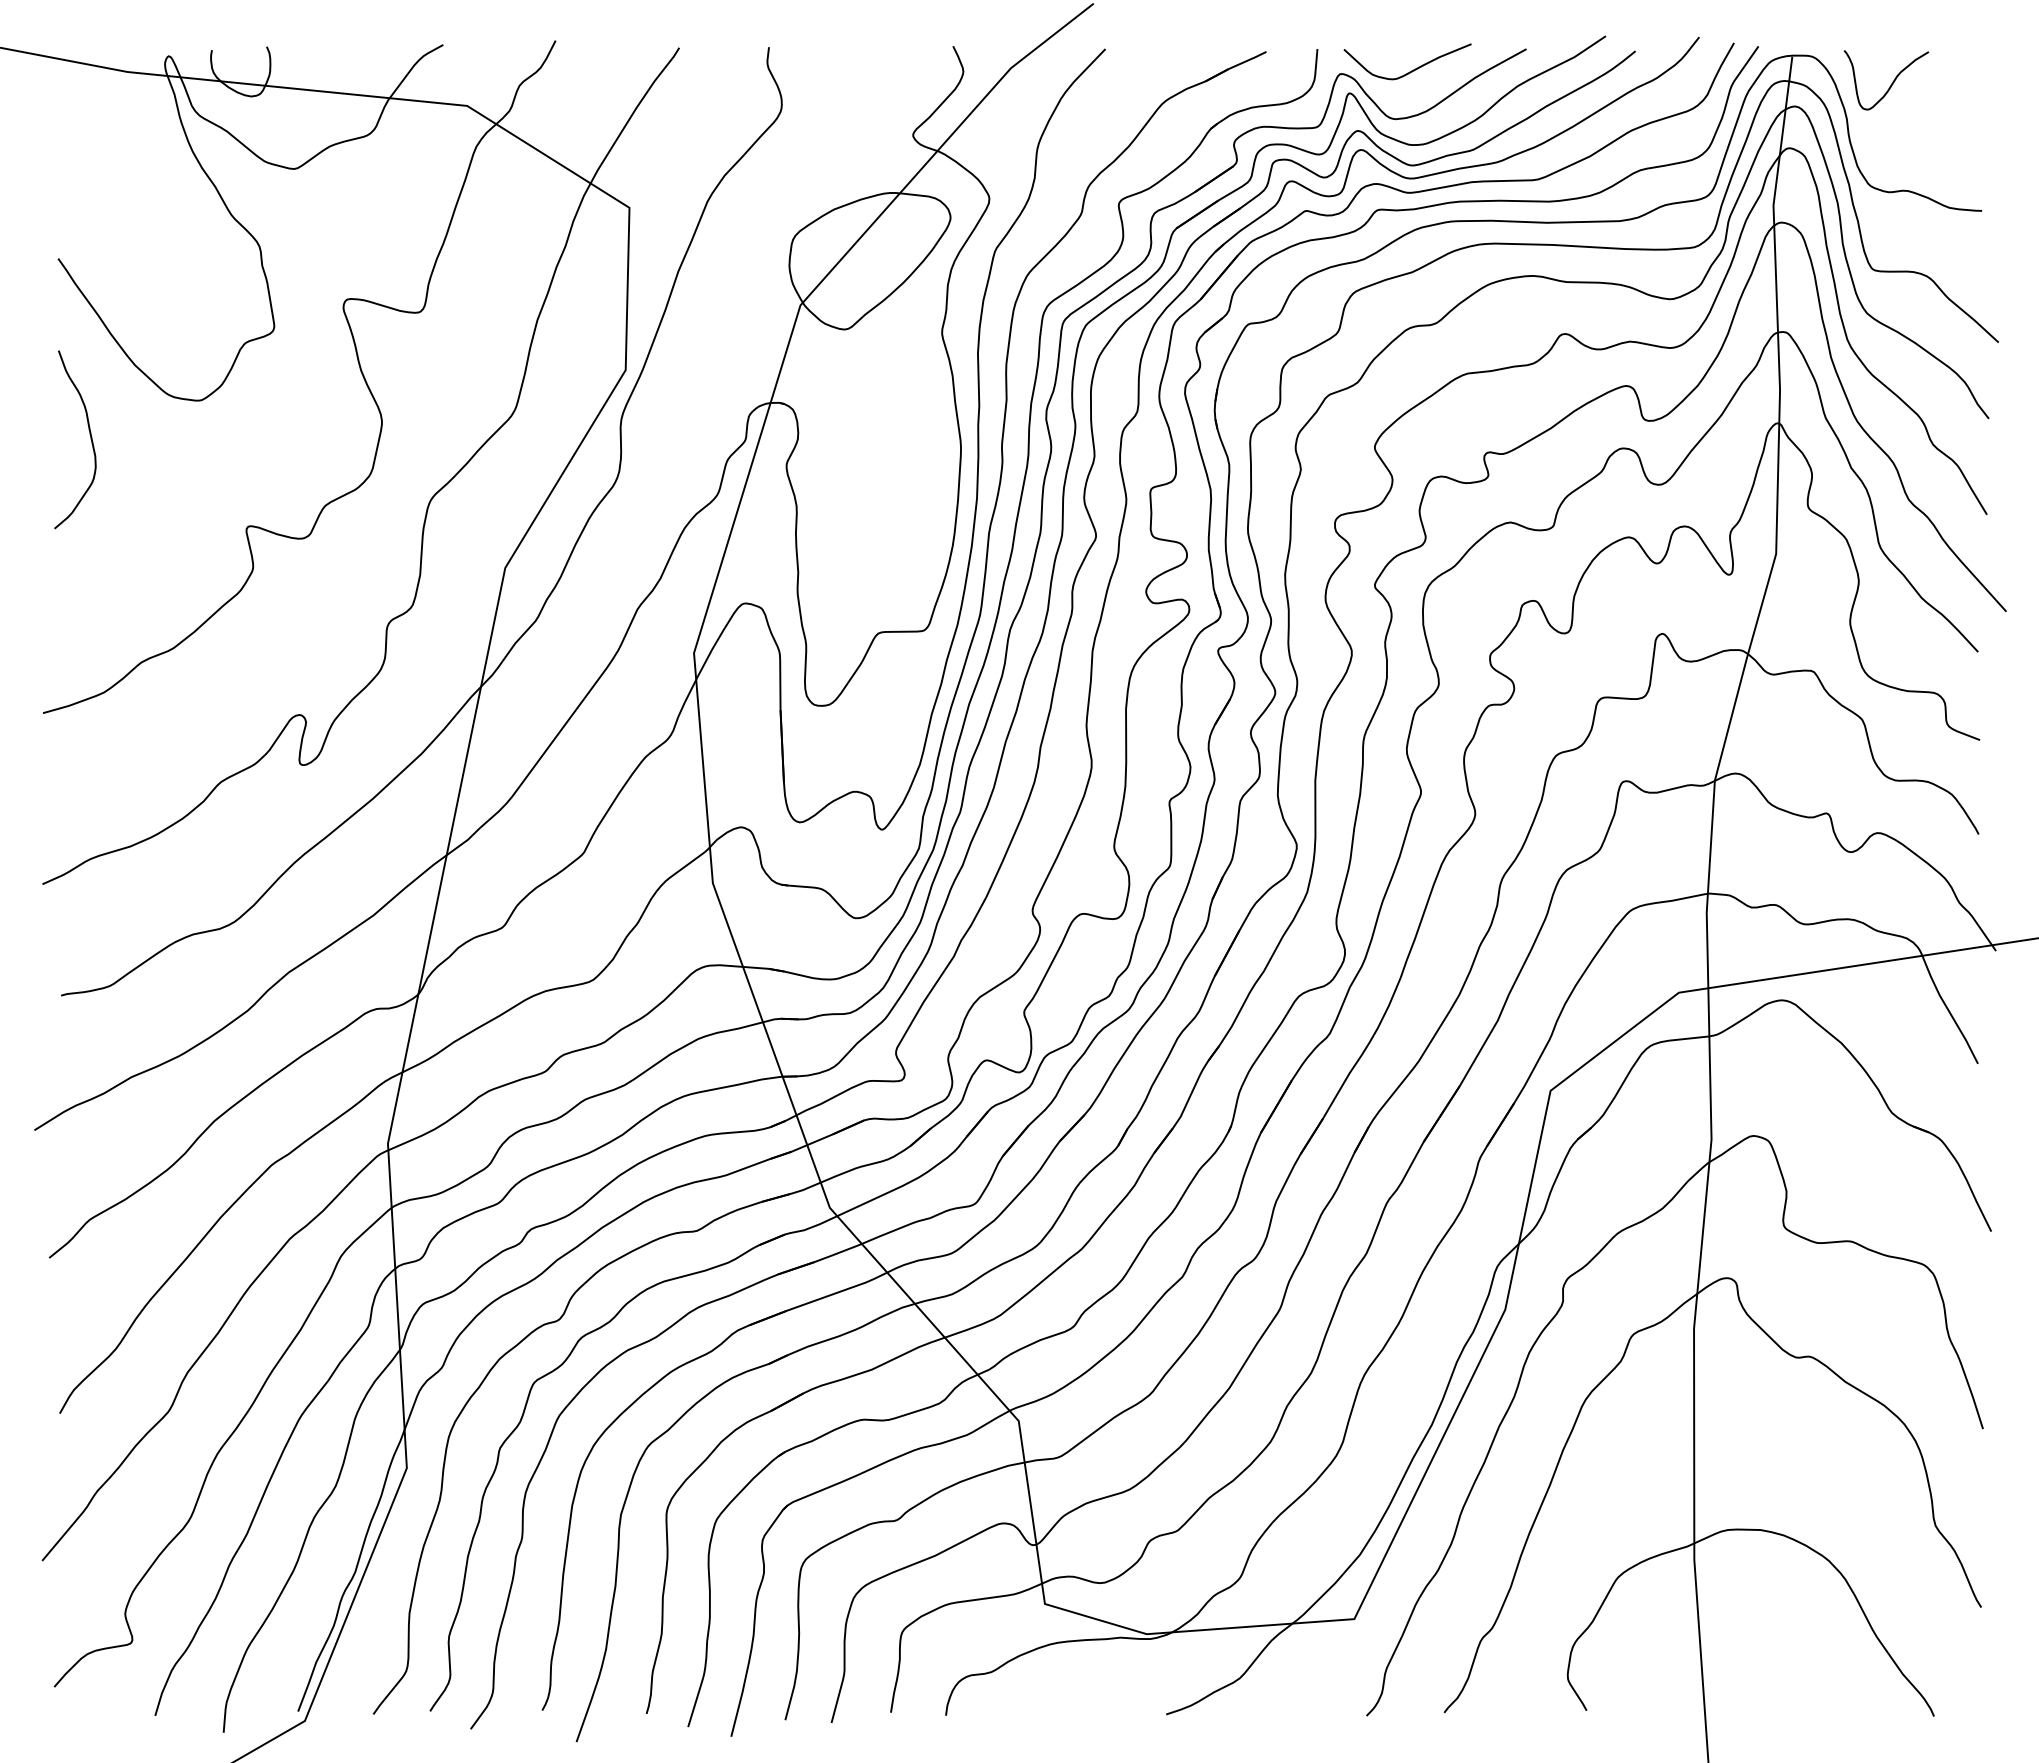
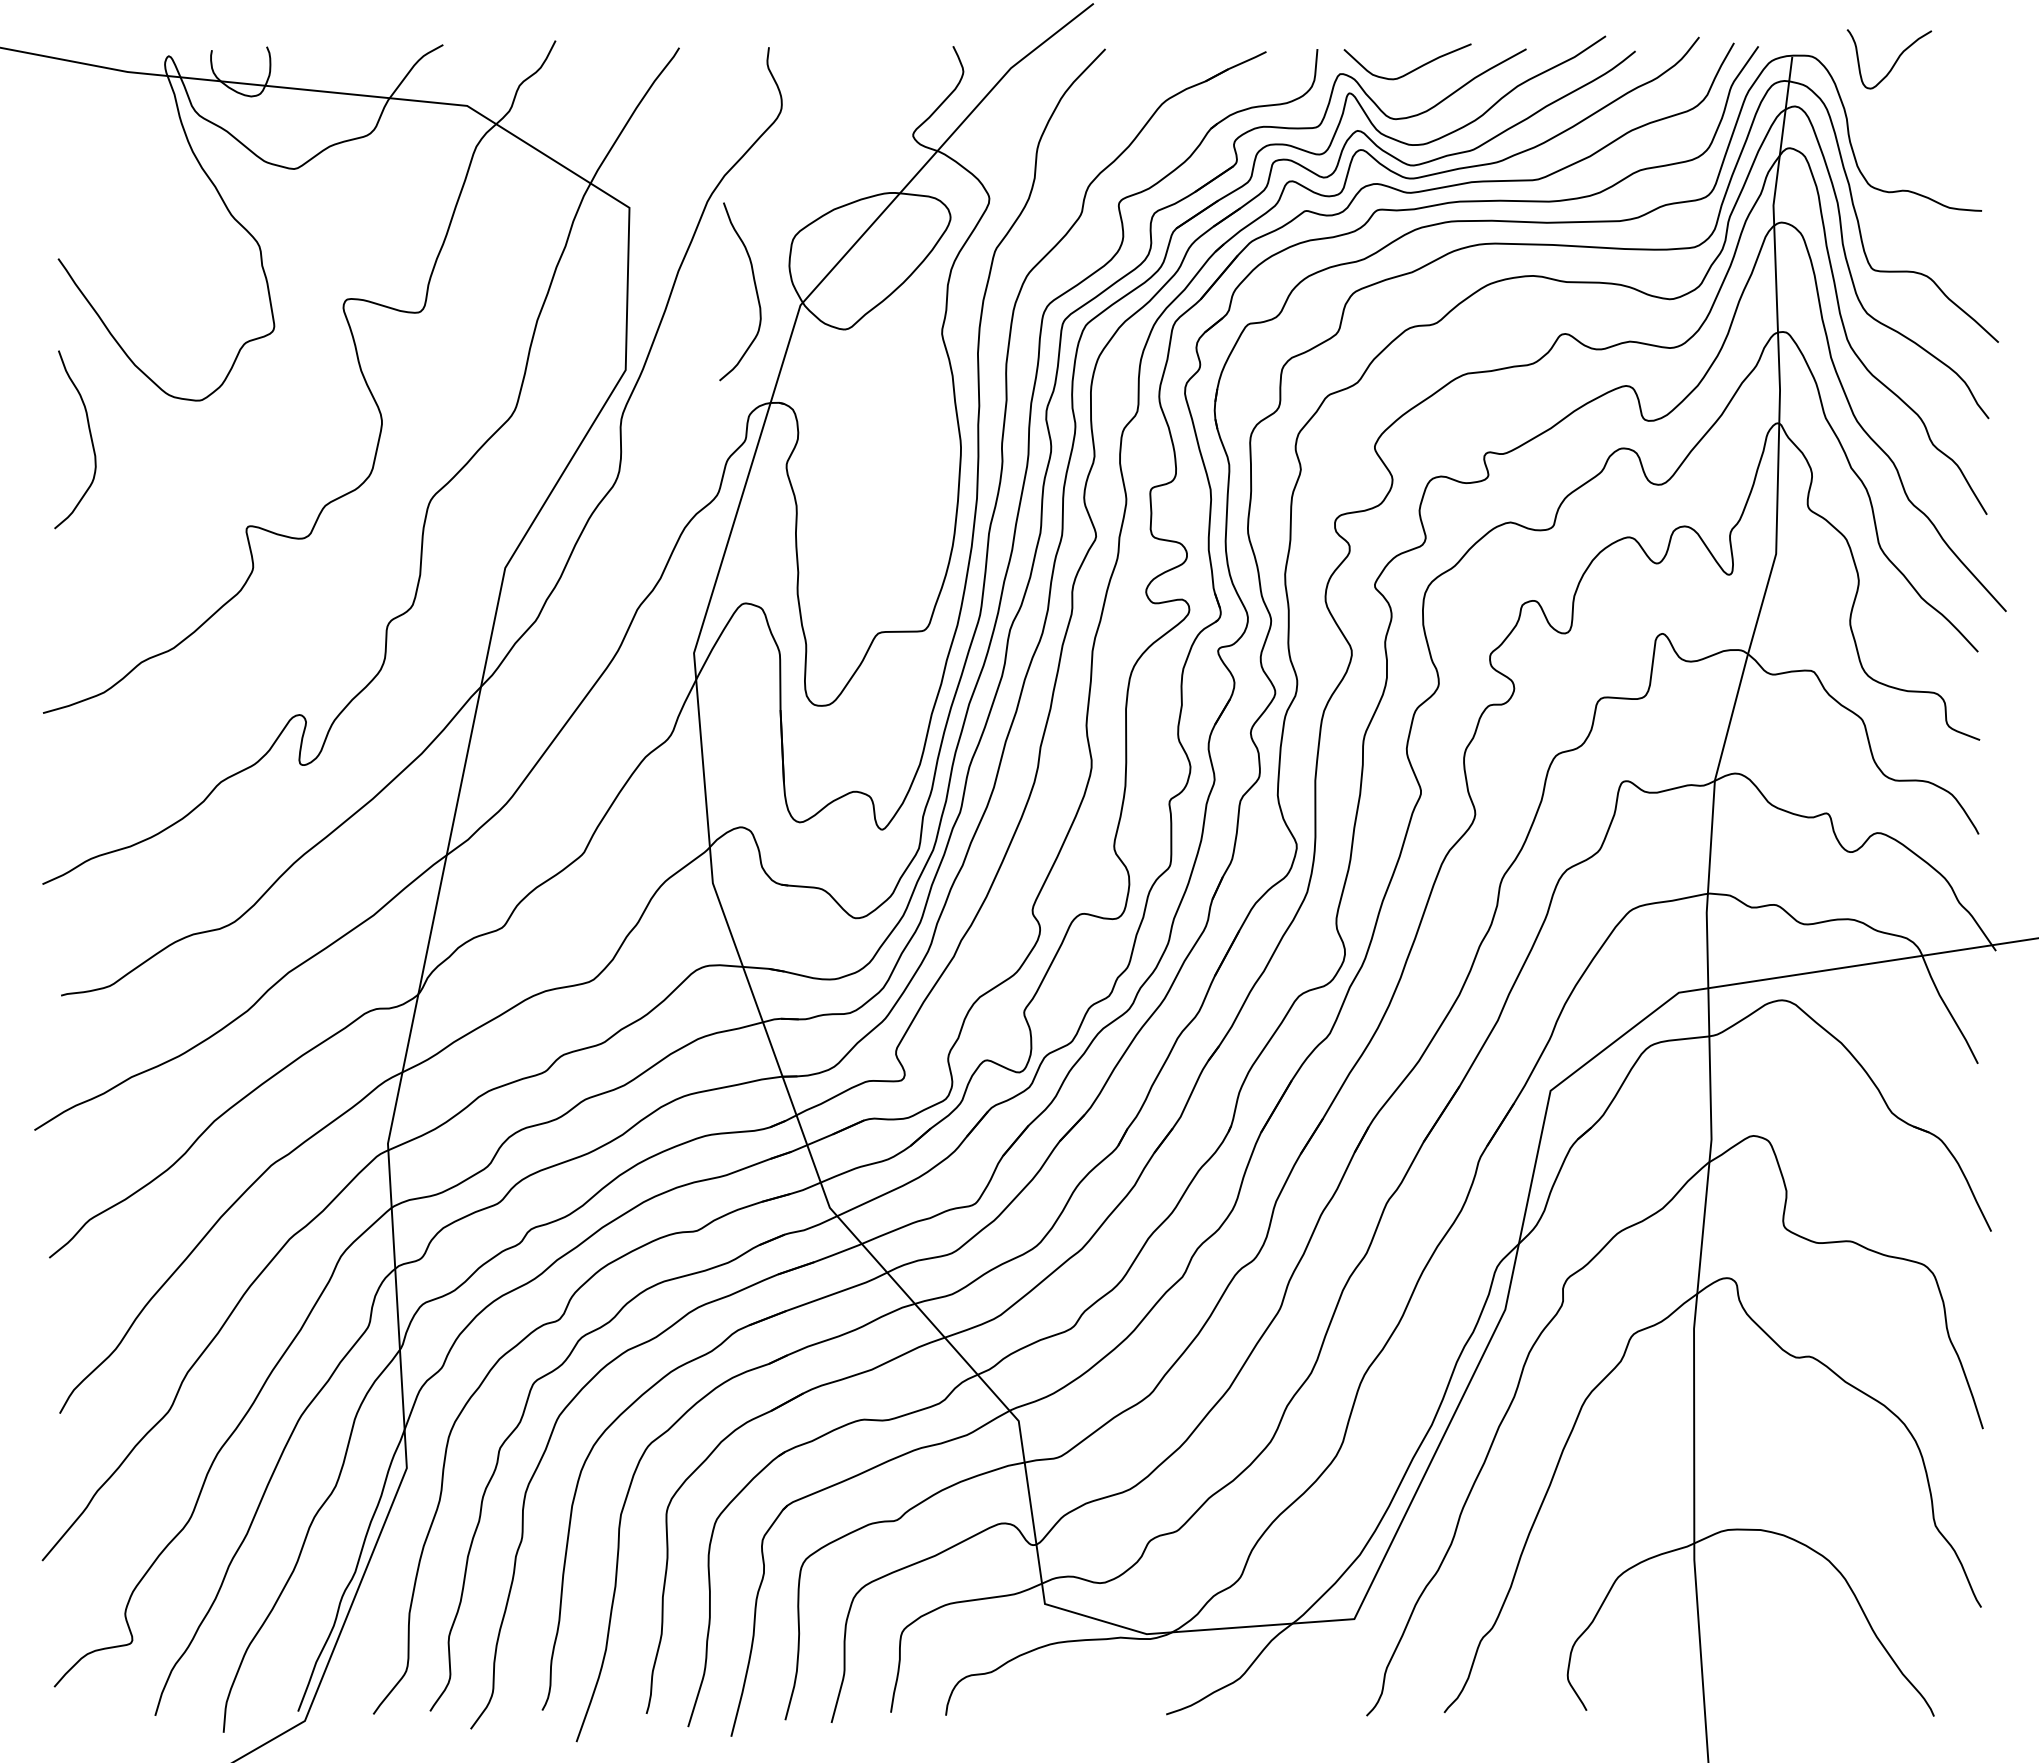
curve position: (1891, 83) -> (1894, 62) (1894, 62)
curve: none -> present (754, 286)
